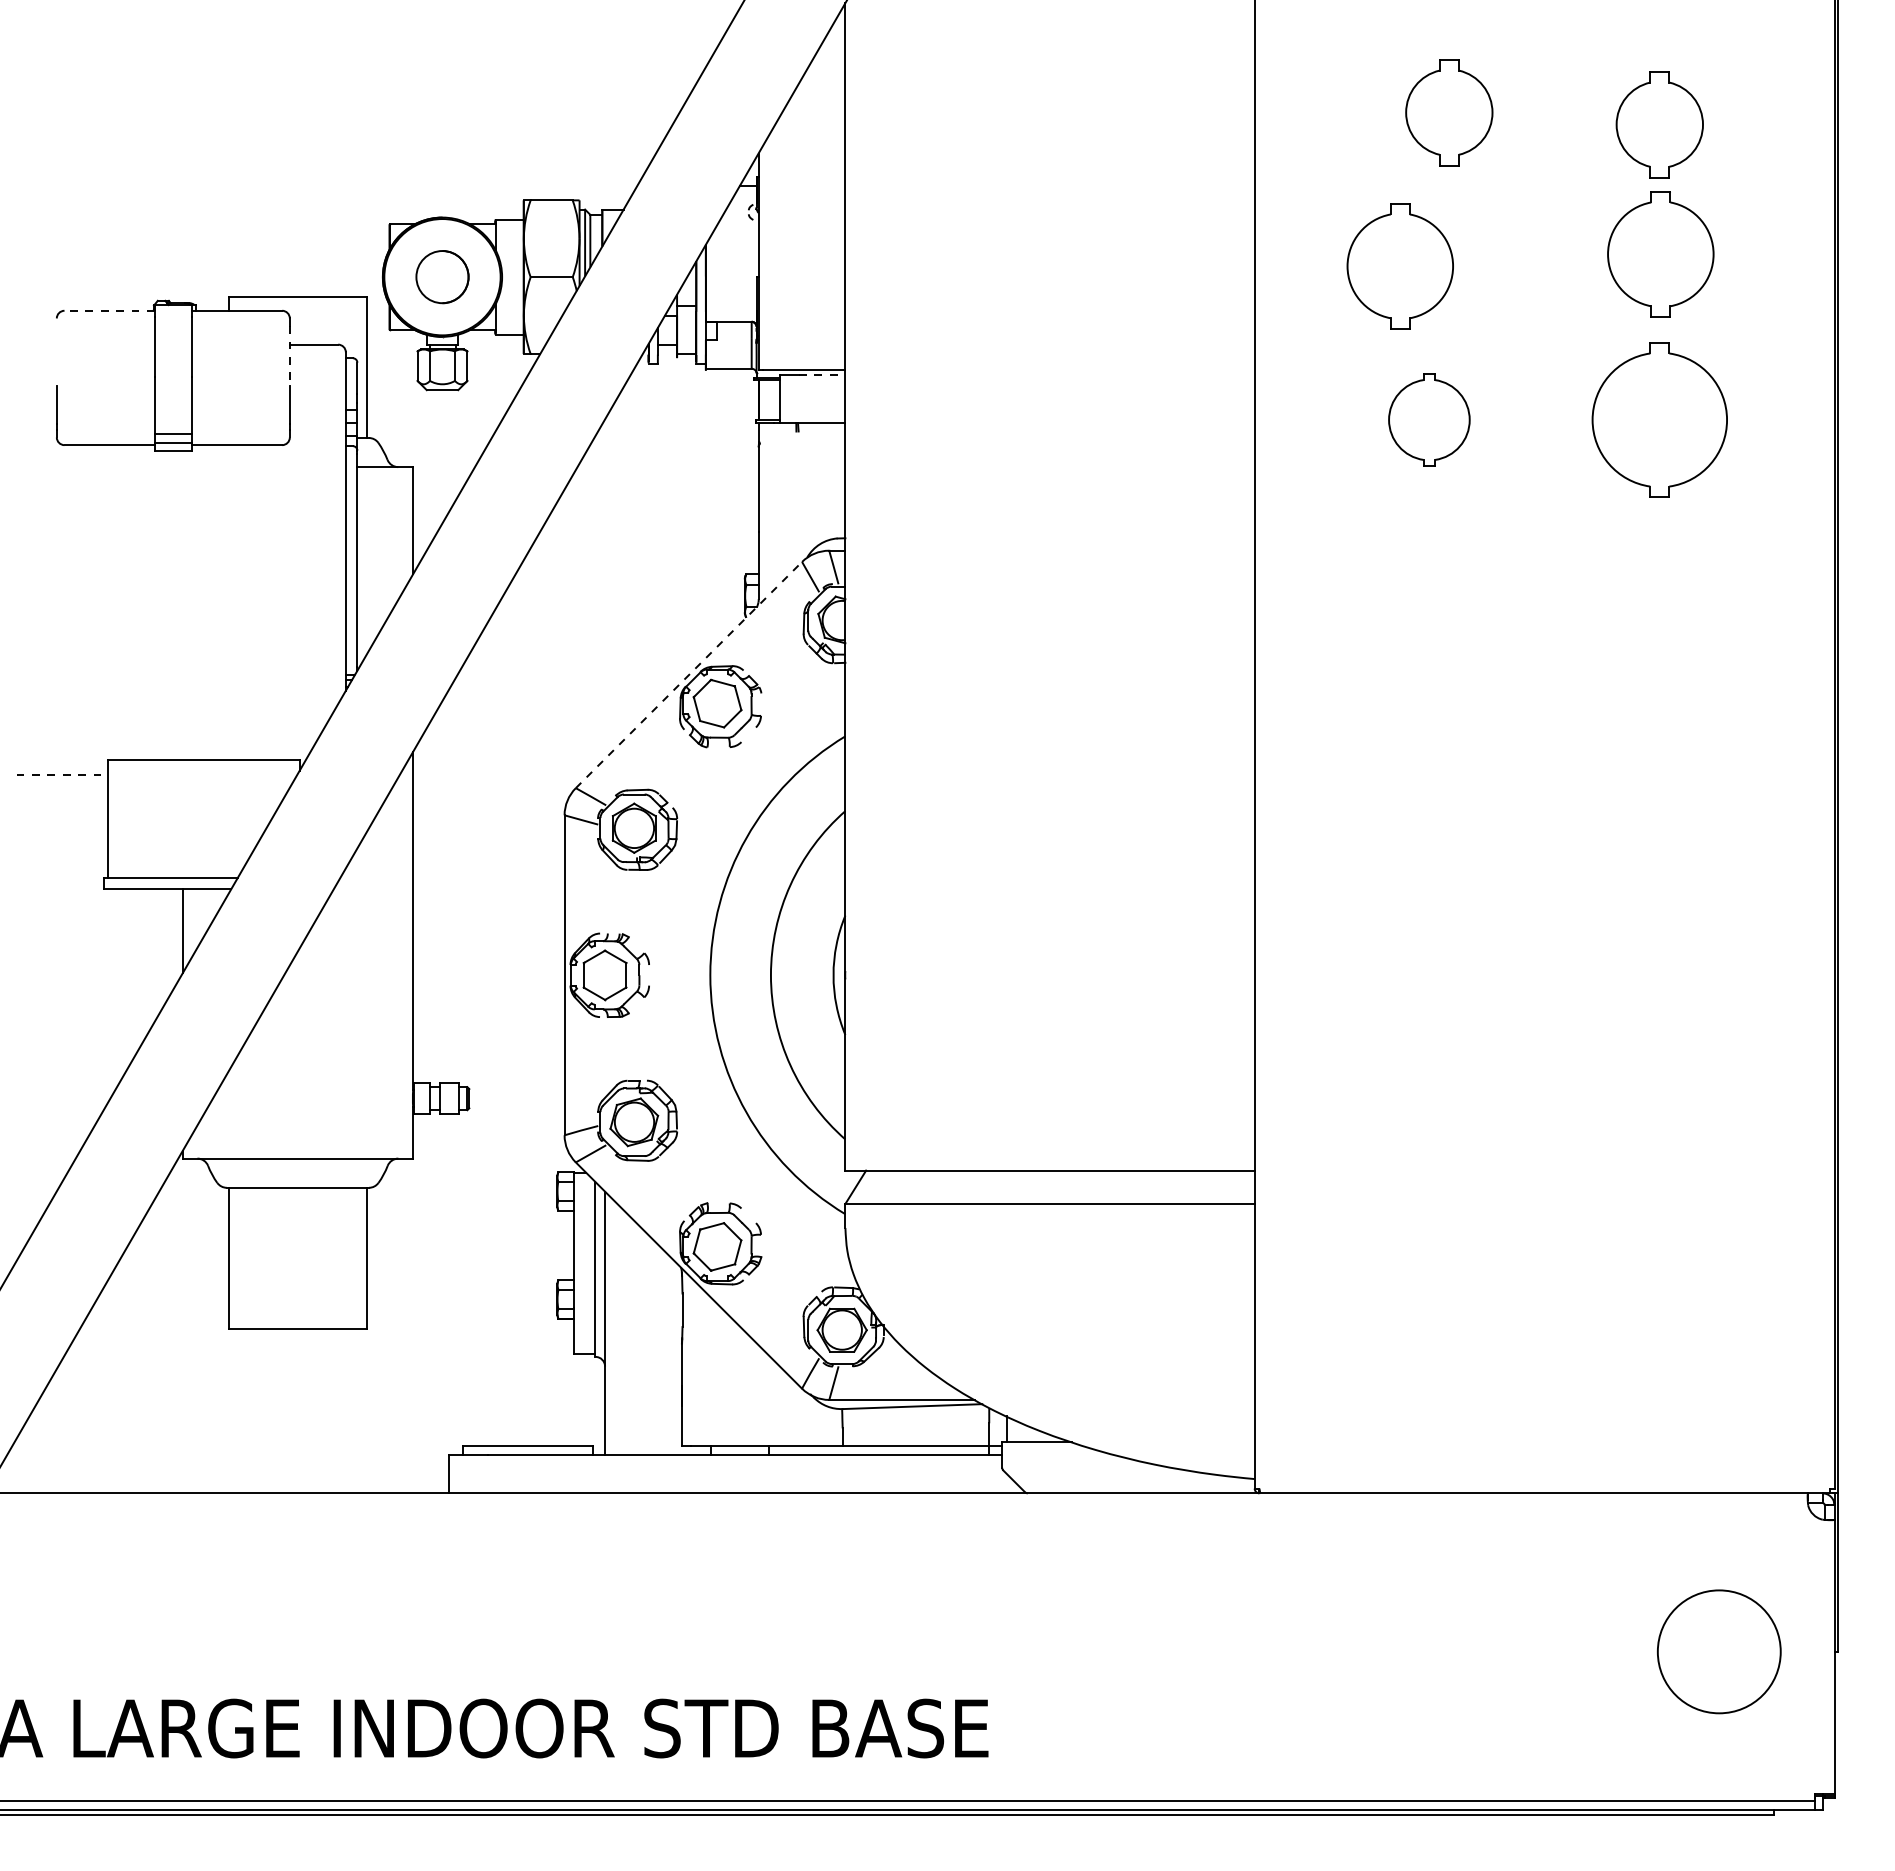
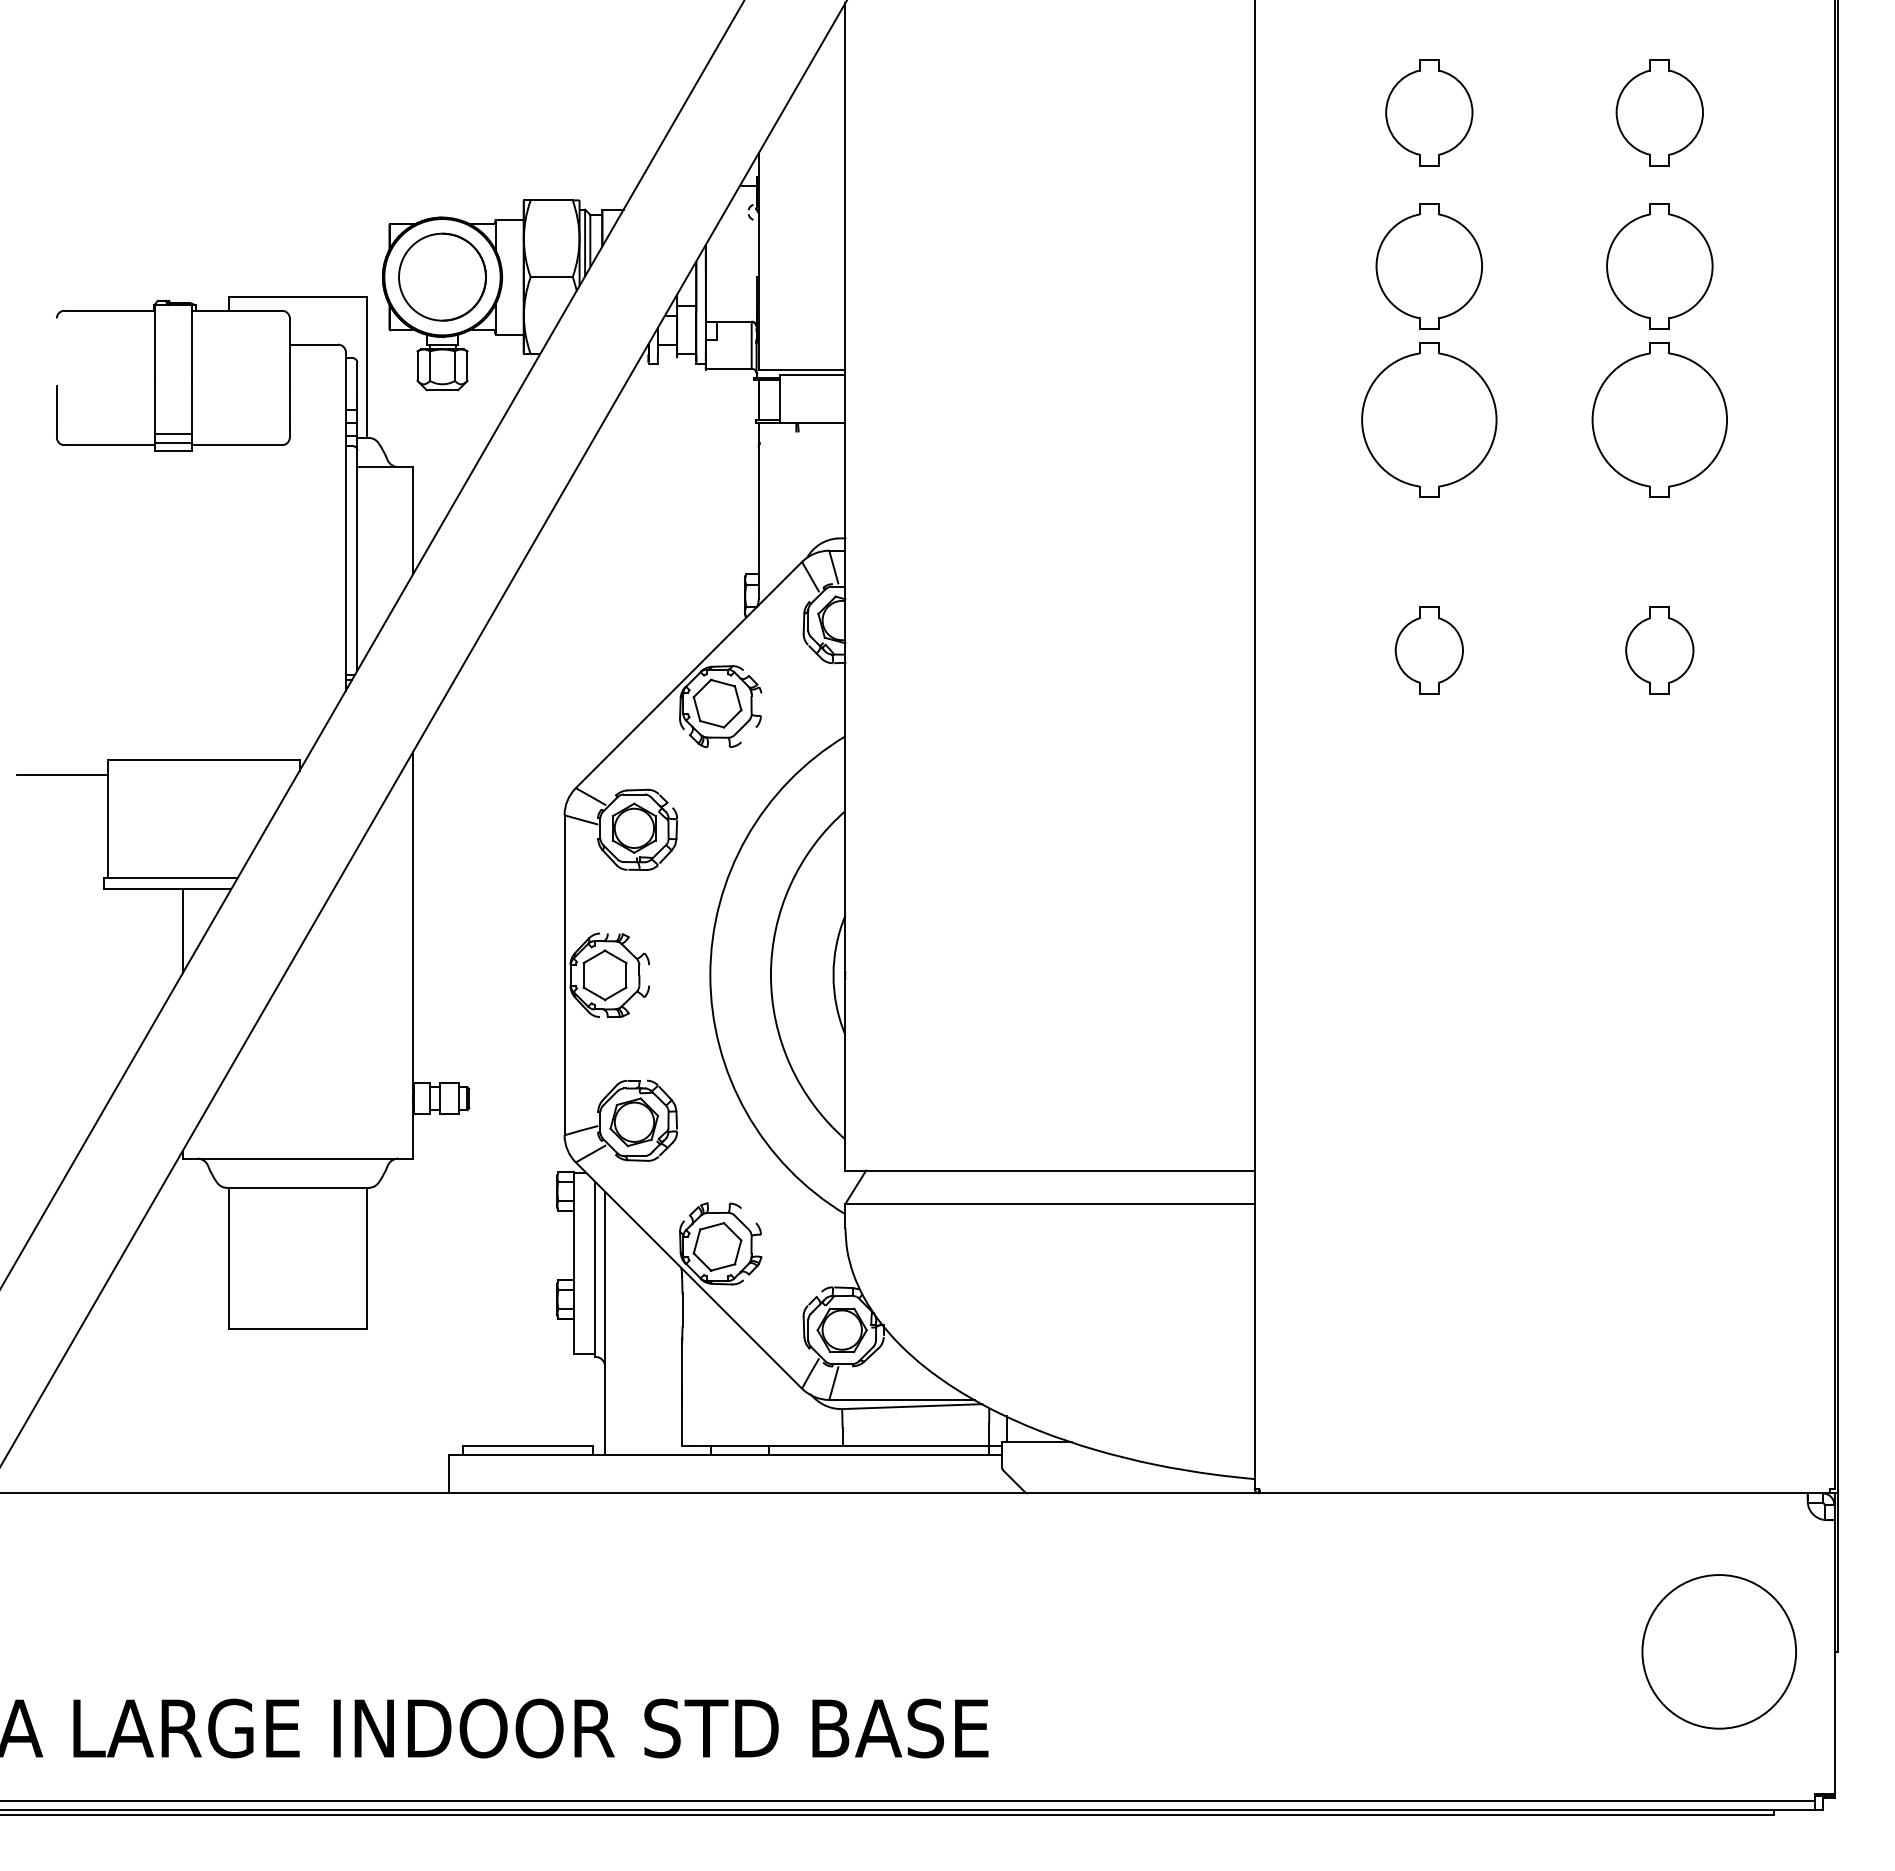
part position: (1449, 112) -> (1429, 112) (1429, 112)
part position: (1659, 124) -> (1659, 112) (1659, 112)
part position: (1660, 254) -> (1659, 266) (1659, 266)
part position: (1399, 266) -> (1428, 266) (1428, 266)
part size: 55x55 px -> 89x90 px (442, 276)
line: dashed -> solid (109, 310)
line: dashed -> solid (289, 356)
line: dashed -> solid (822, 375)
part size: 83x94 px -> 137x156 px (1429, 419)
part: none -> present (1428, 650)
part: none -> present (1659, 650)
line: dashed -> solid (688, 675)
line: dashed -> solid (62, 775)
circle diameter: 123 px -> 154 px (1719, 1651)
